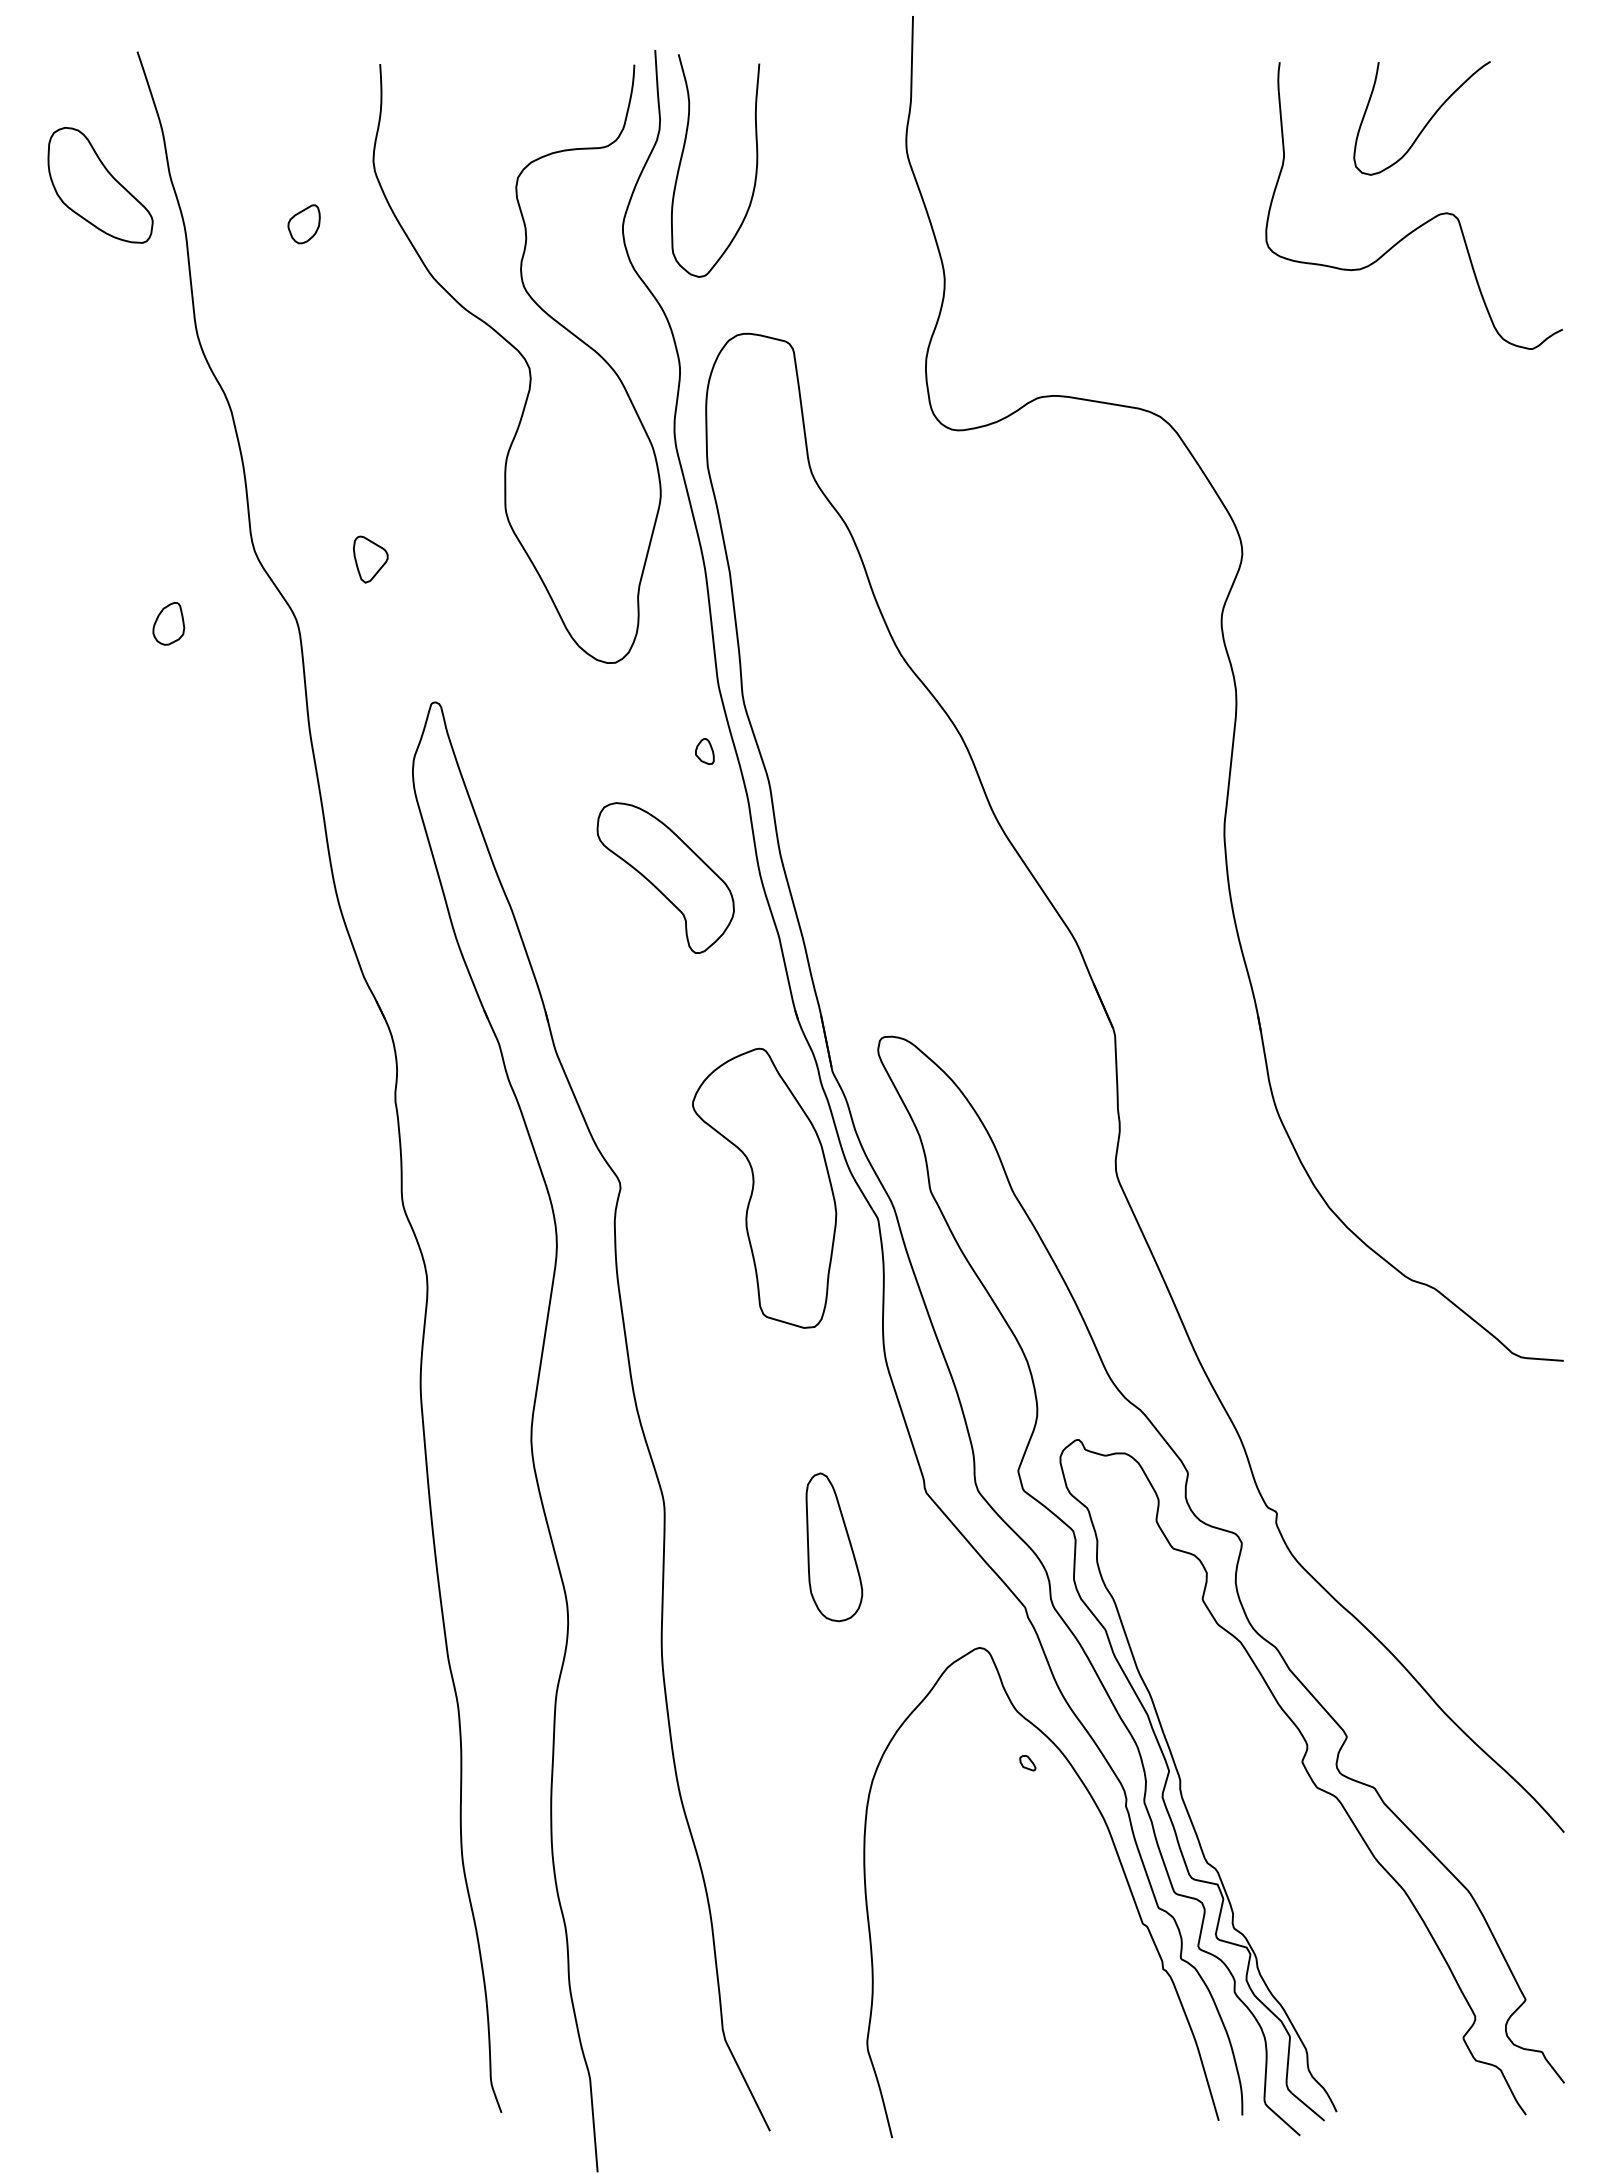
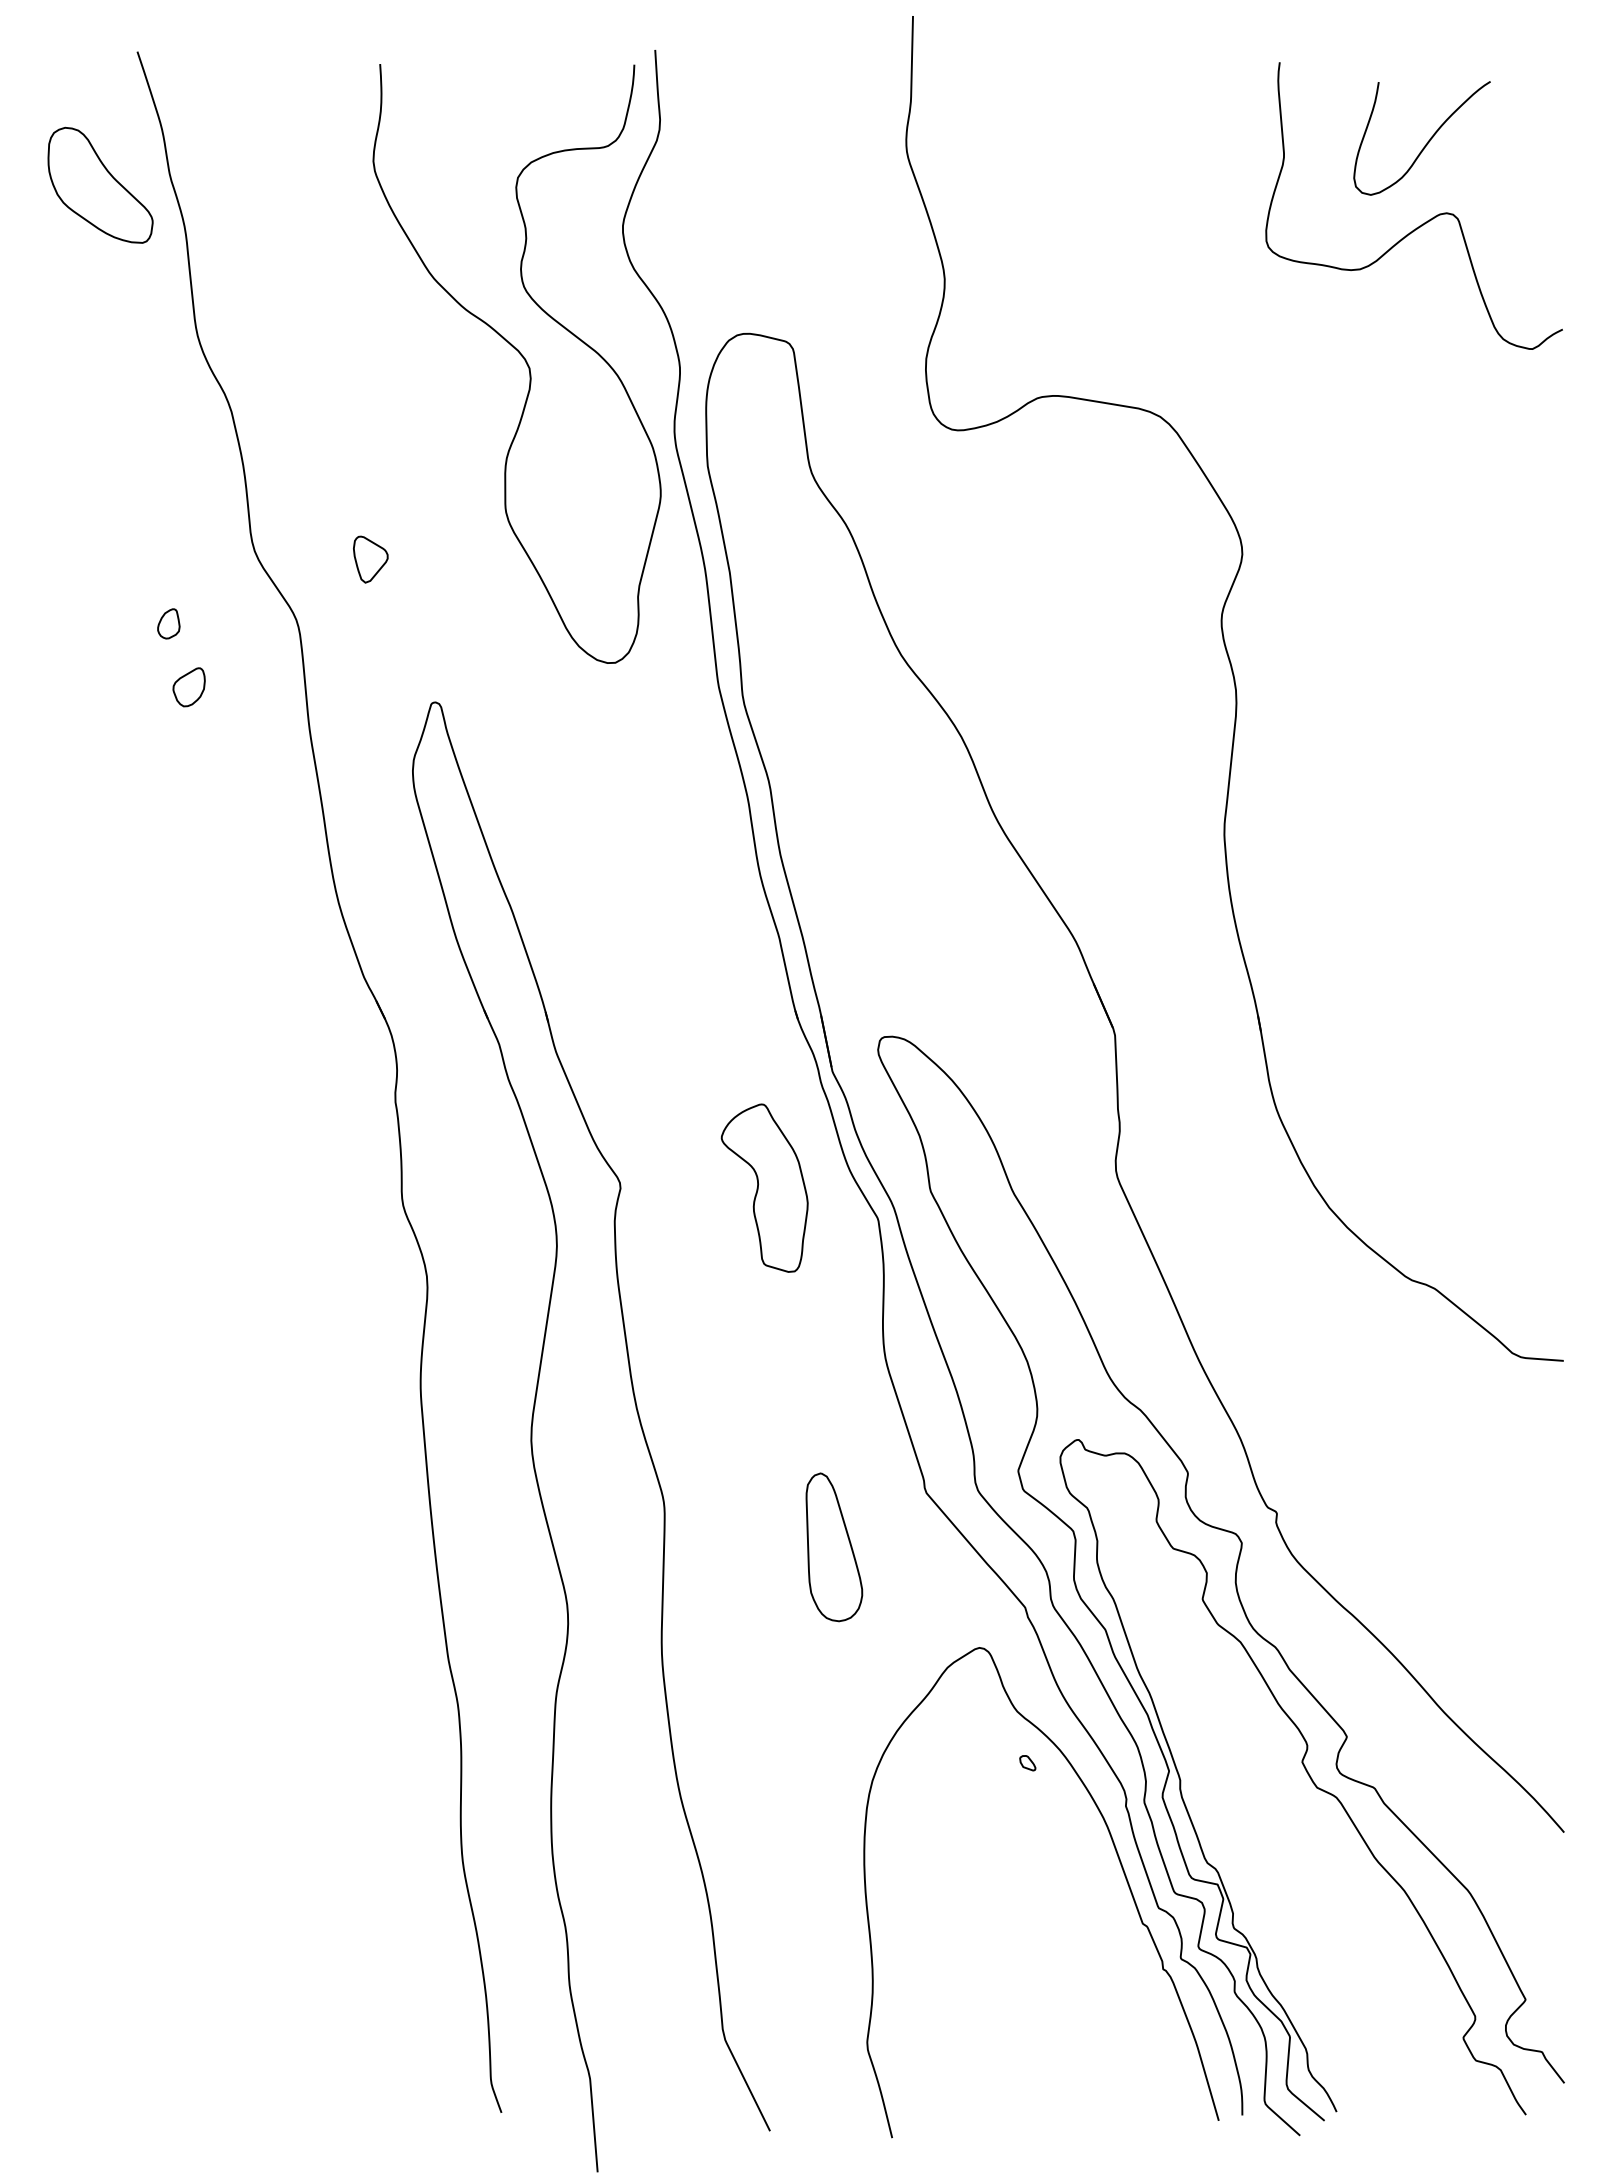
curve position: (1427, 121) -> (1427, 141) (1427, 141)
curve: present -> none (682, 158)
part position: (303, 224) -> (188, 687) (188, 687)
part size: 34x44 px -> 24x32 px (168, 623)
part: present -> none (704, 751)
part: present -> none (665, 877)
part size: 146x282 px -> 89x170 px (764, 1187)
